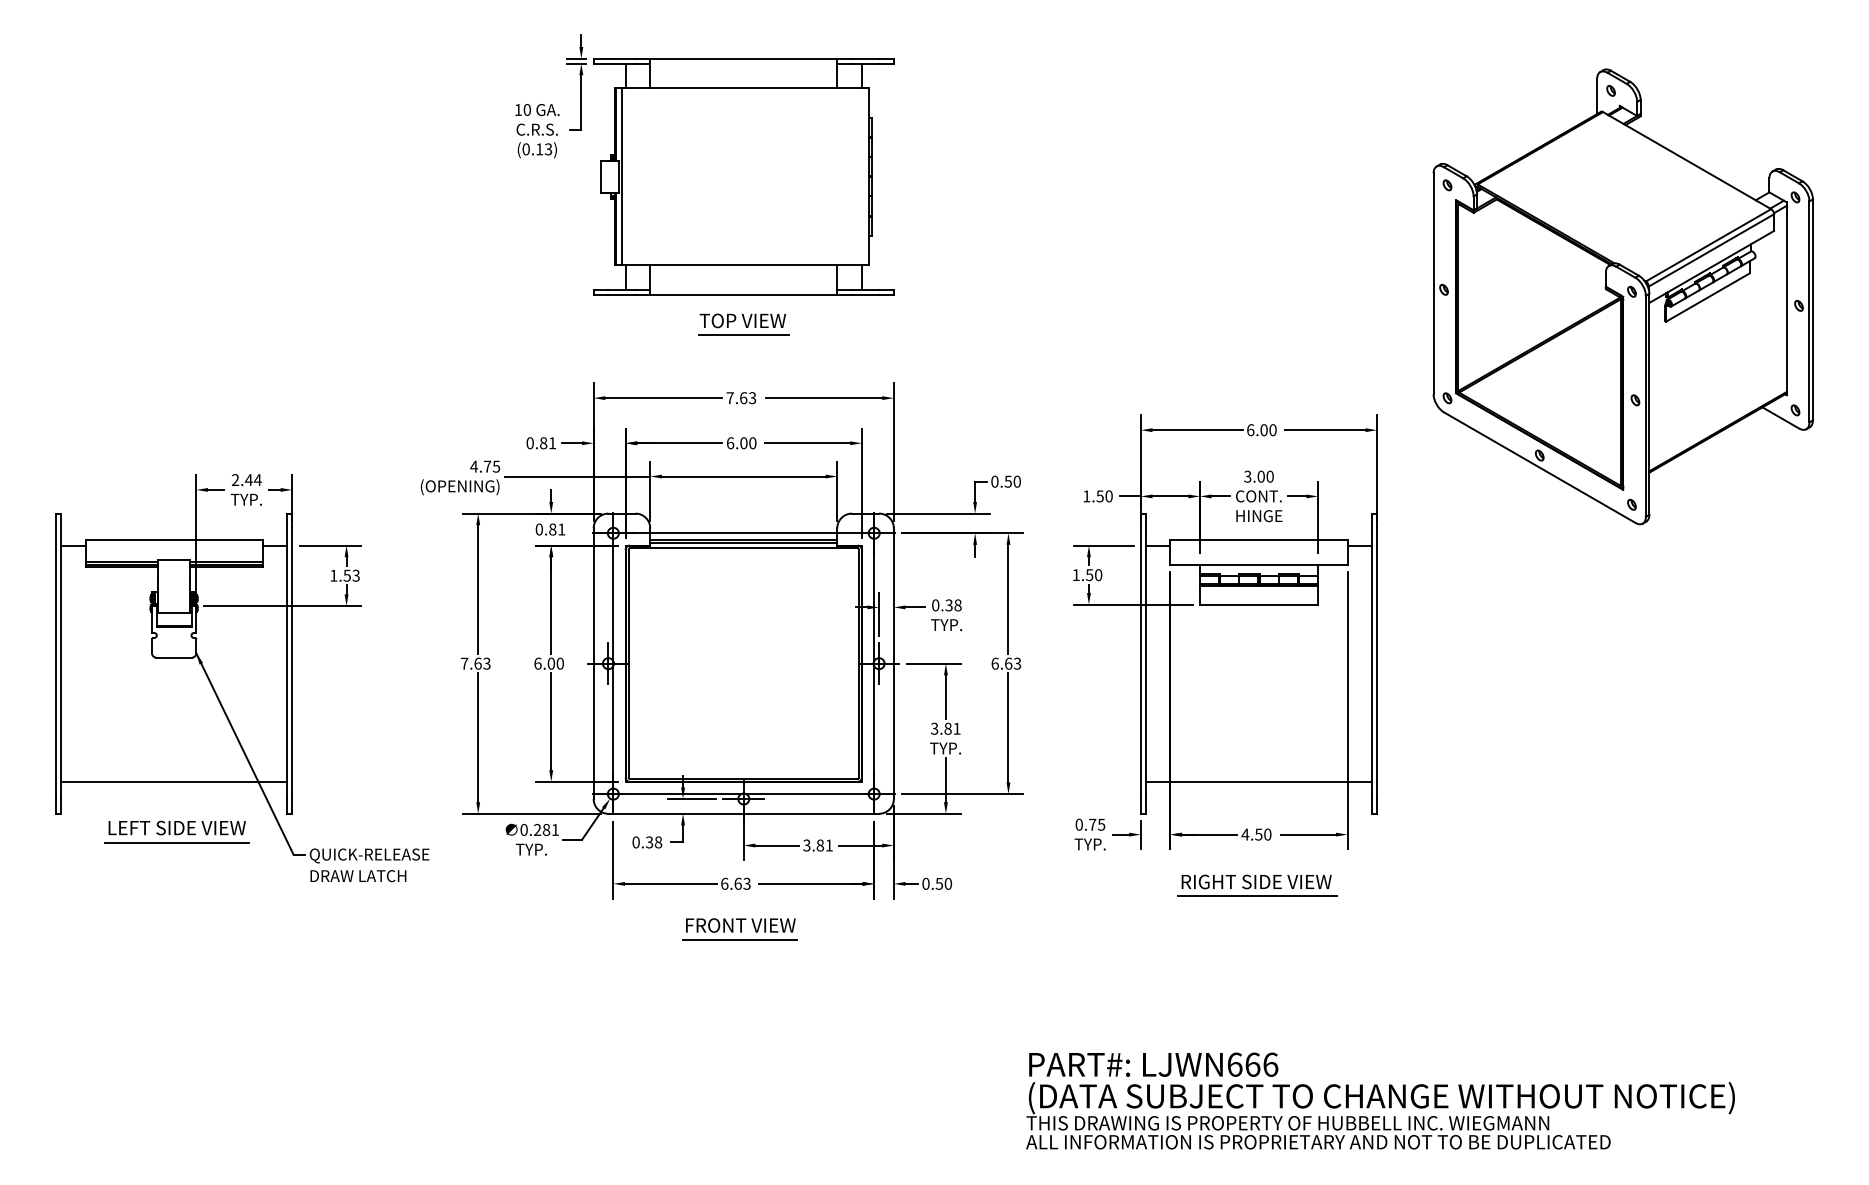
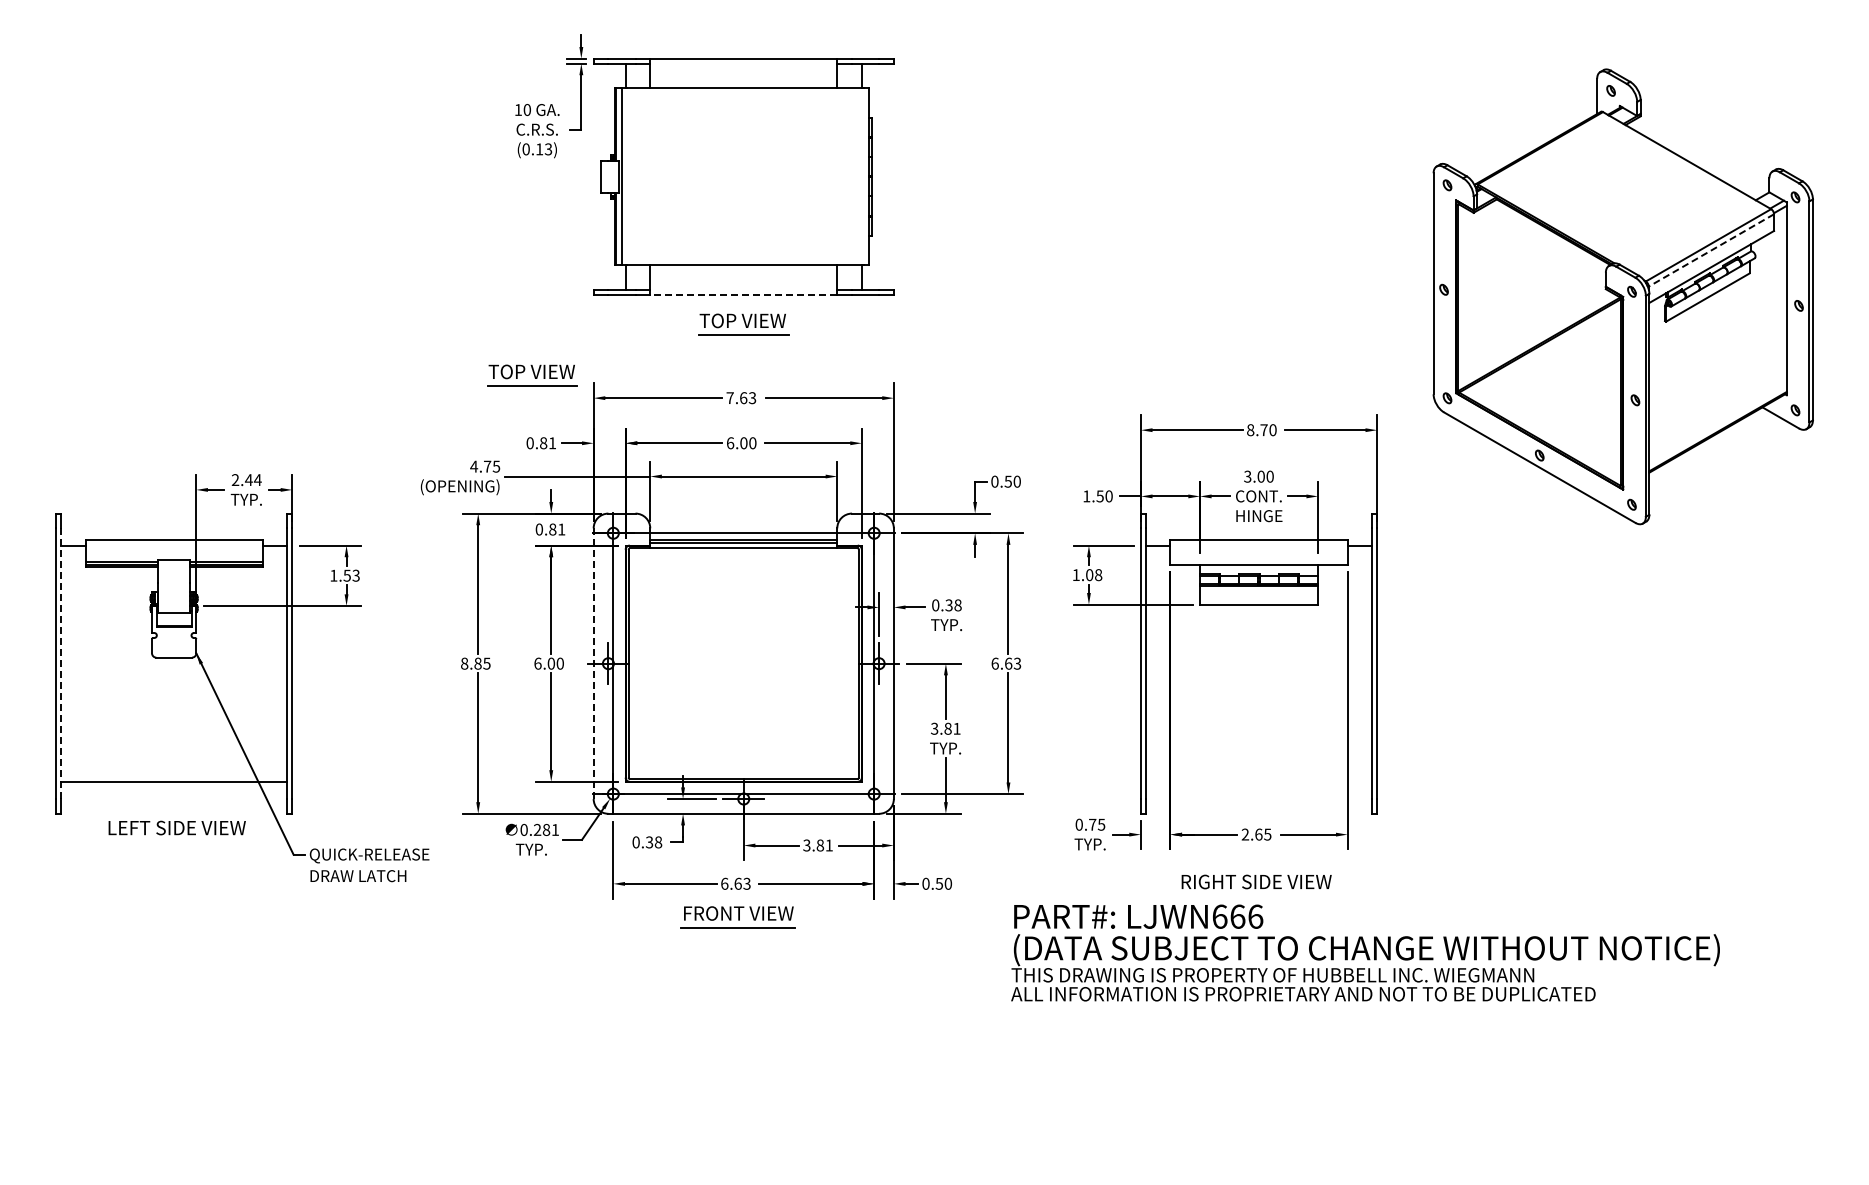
line: solid -> dashed (1711, 250)
line: solid -> dashed (743, 294)
part: none -> present (532, 375)
text: 6.00 -> 8.70 (1257, 430)
text: 1.50 -> 1.08 (1093, 575)
line: solid -> dashed (60, 663)
text: 7.63 -> 8.85 (475, 663)
line: solid -> dashed (593, 663)
line: present -> none (1258, 781)
text: 4.50 -> 2.65 (1256, 834)
line: present -> none (177, 842)
line: present -> none (1257, 896)
part position: (739, 929) -> (737, 917) (737, 917)
text position: (1380, 1100) -> (1365, 952) (1365, 952)
